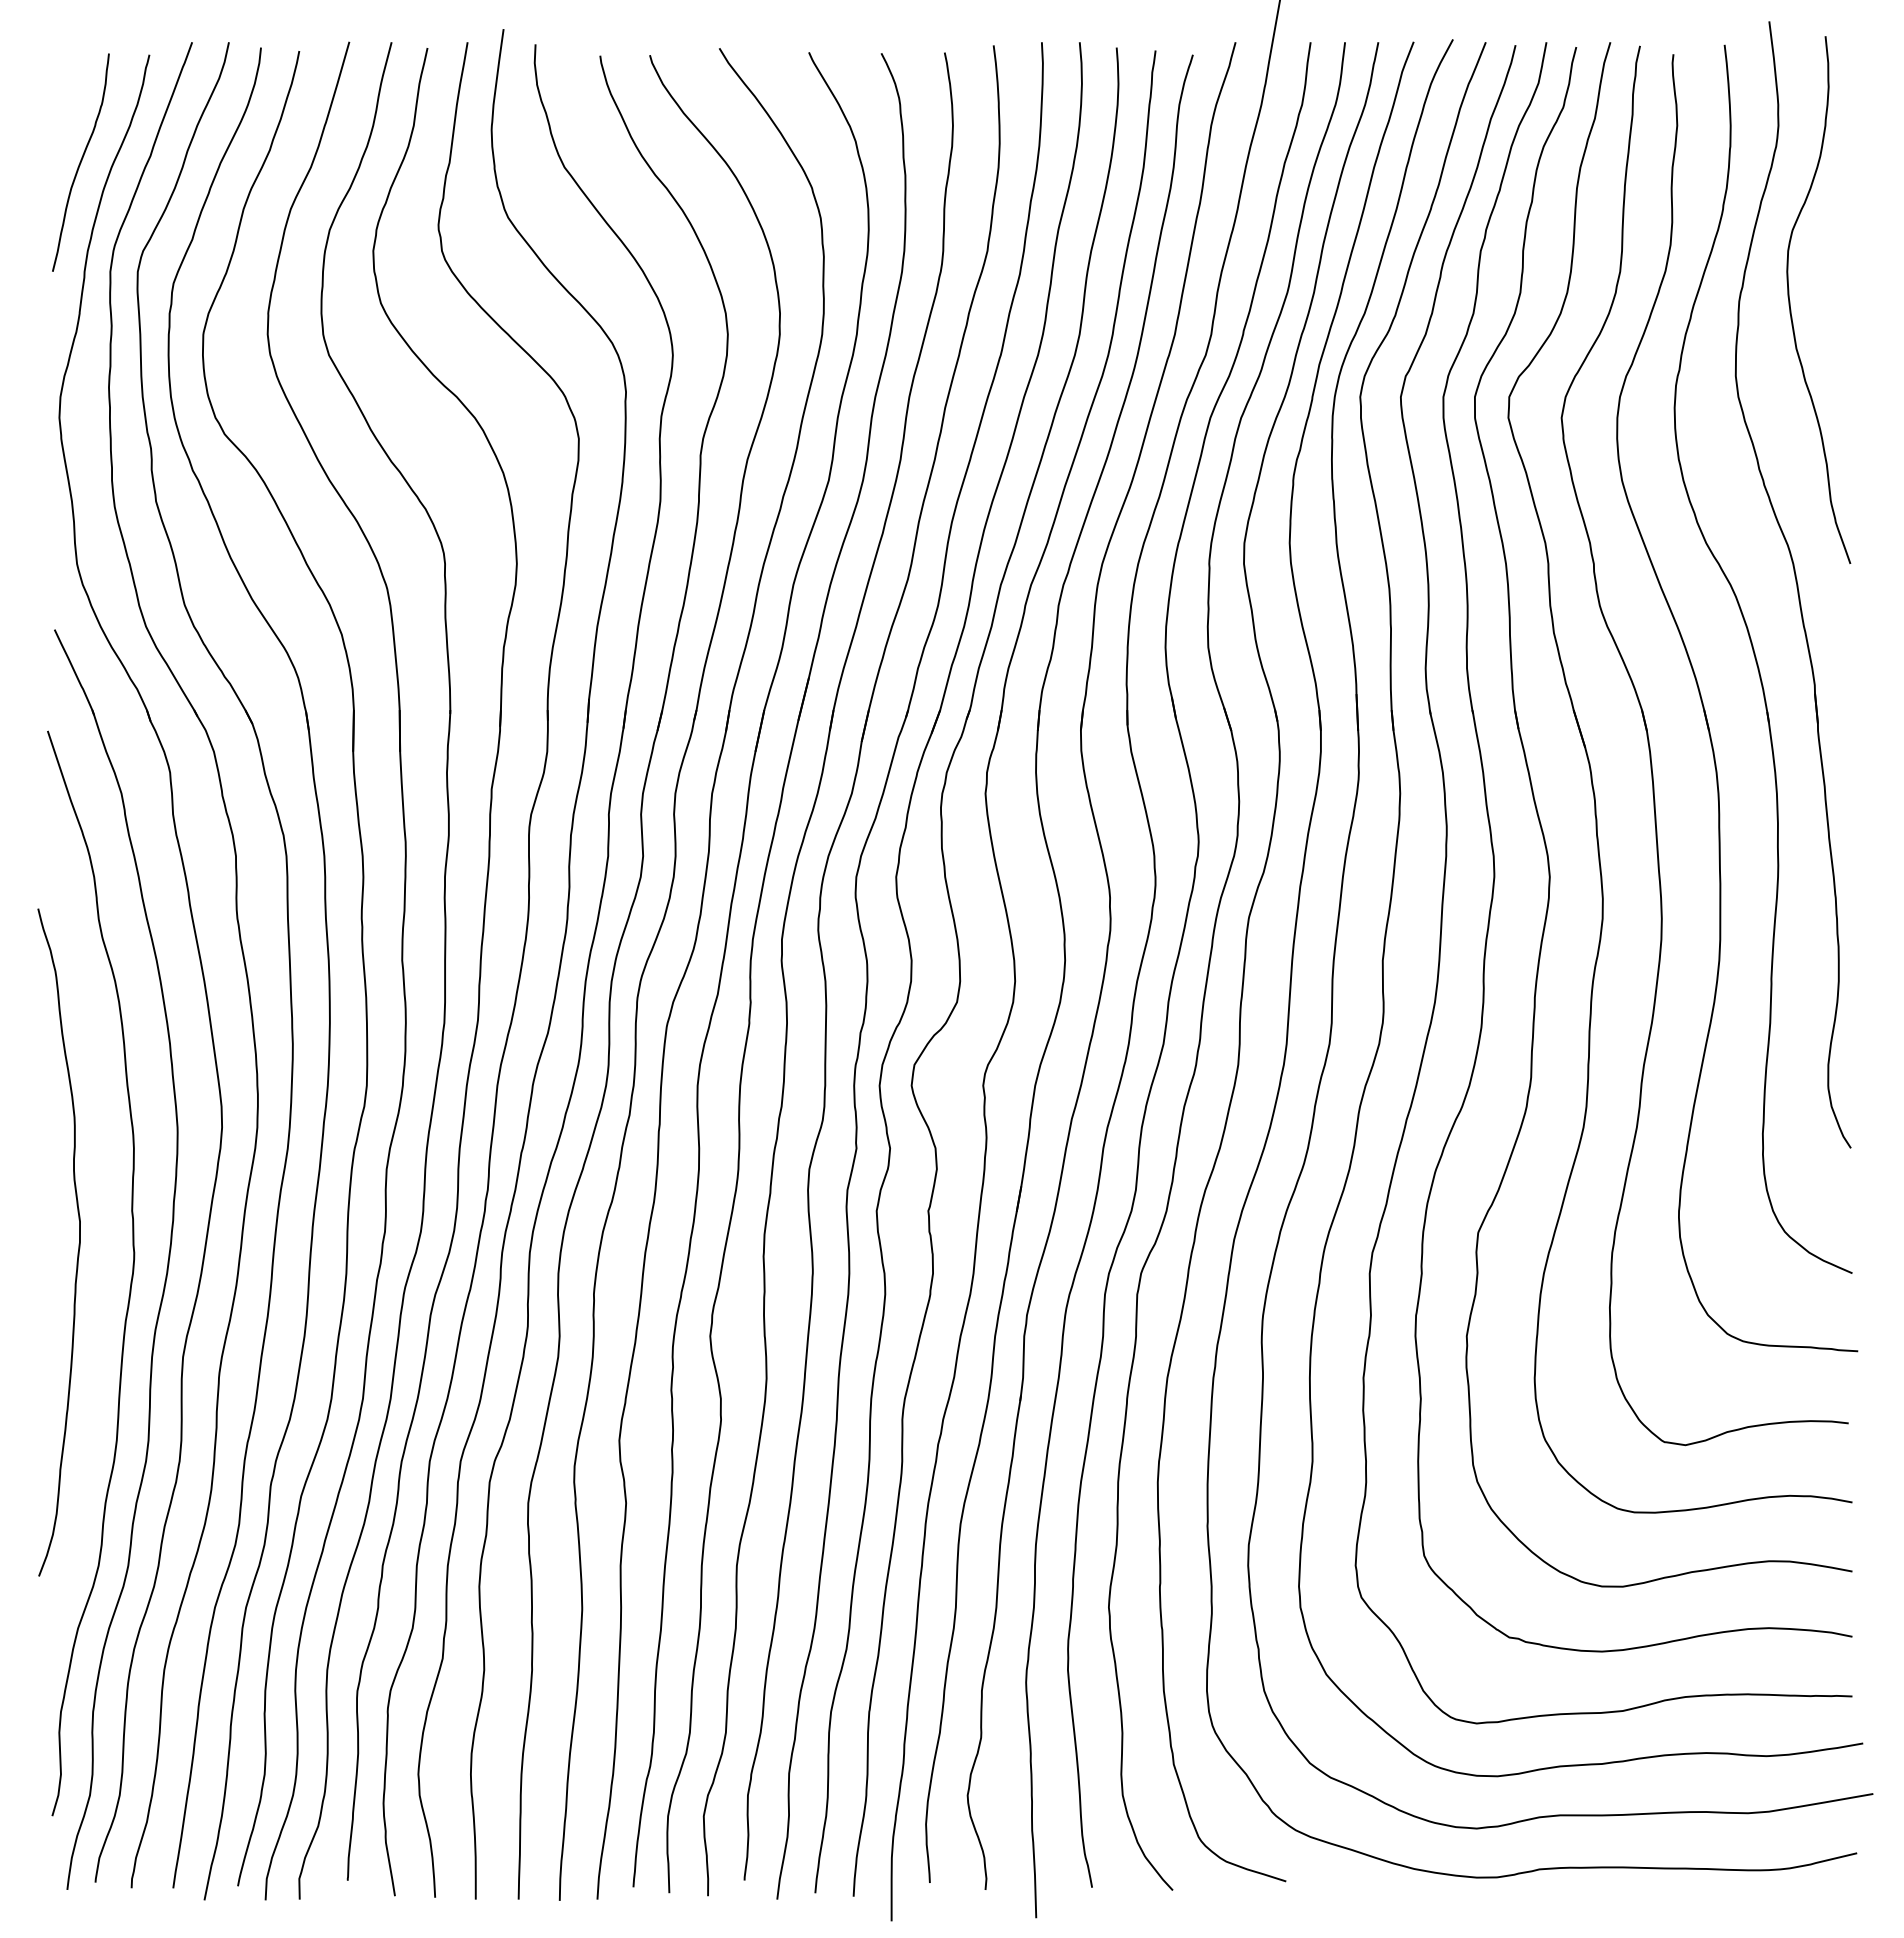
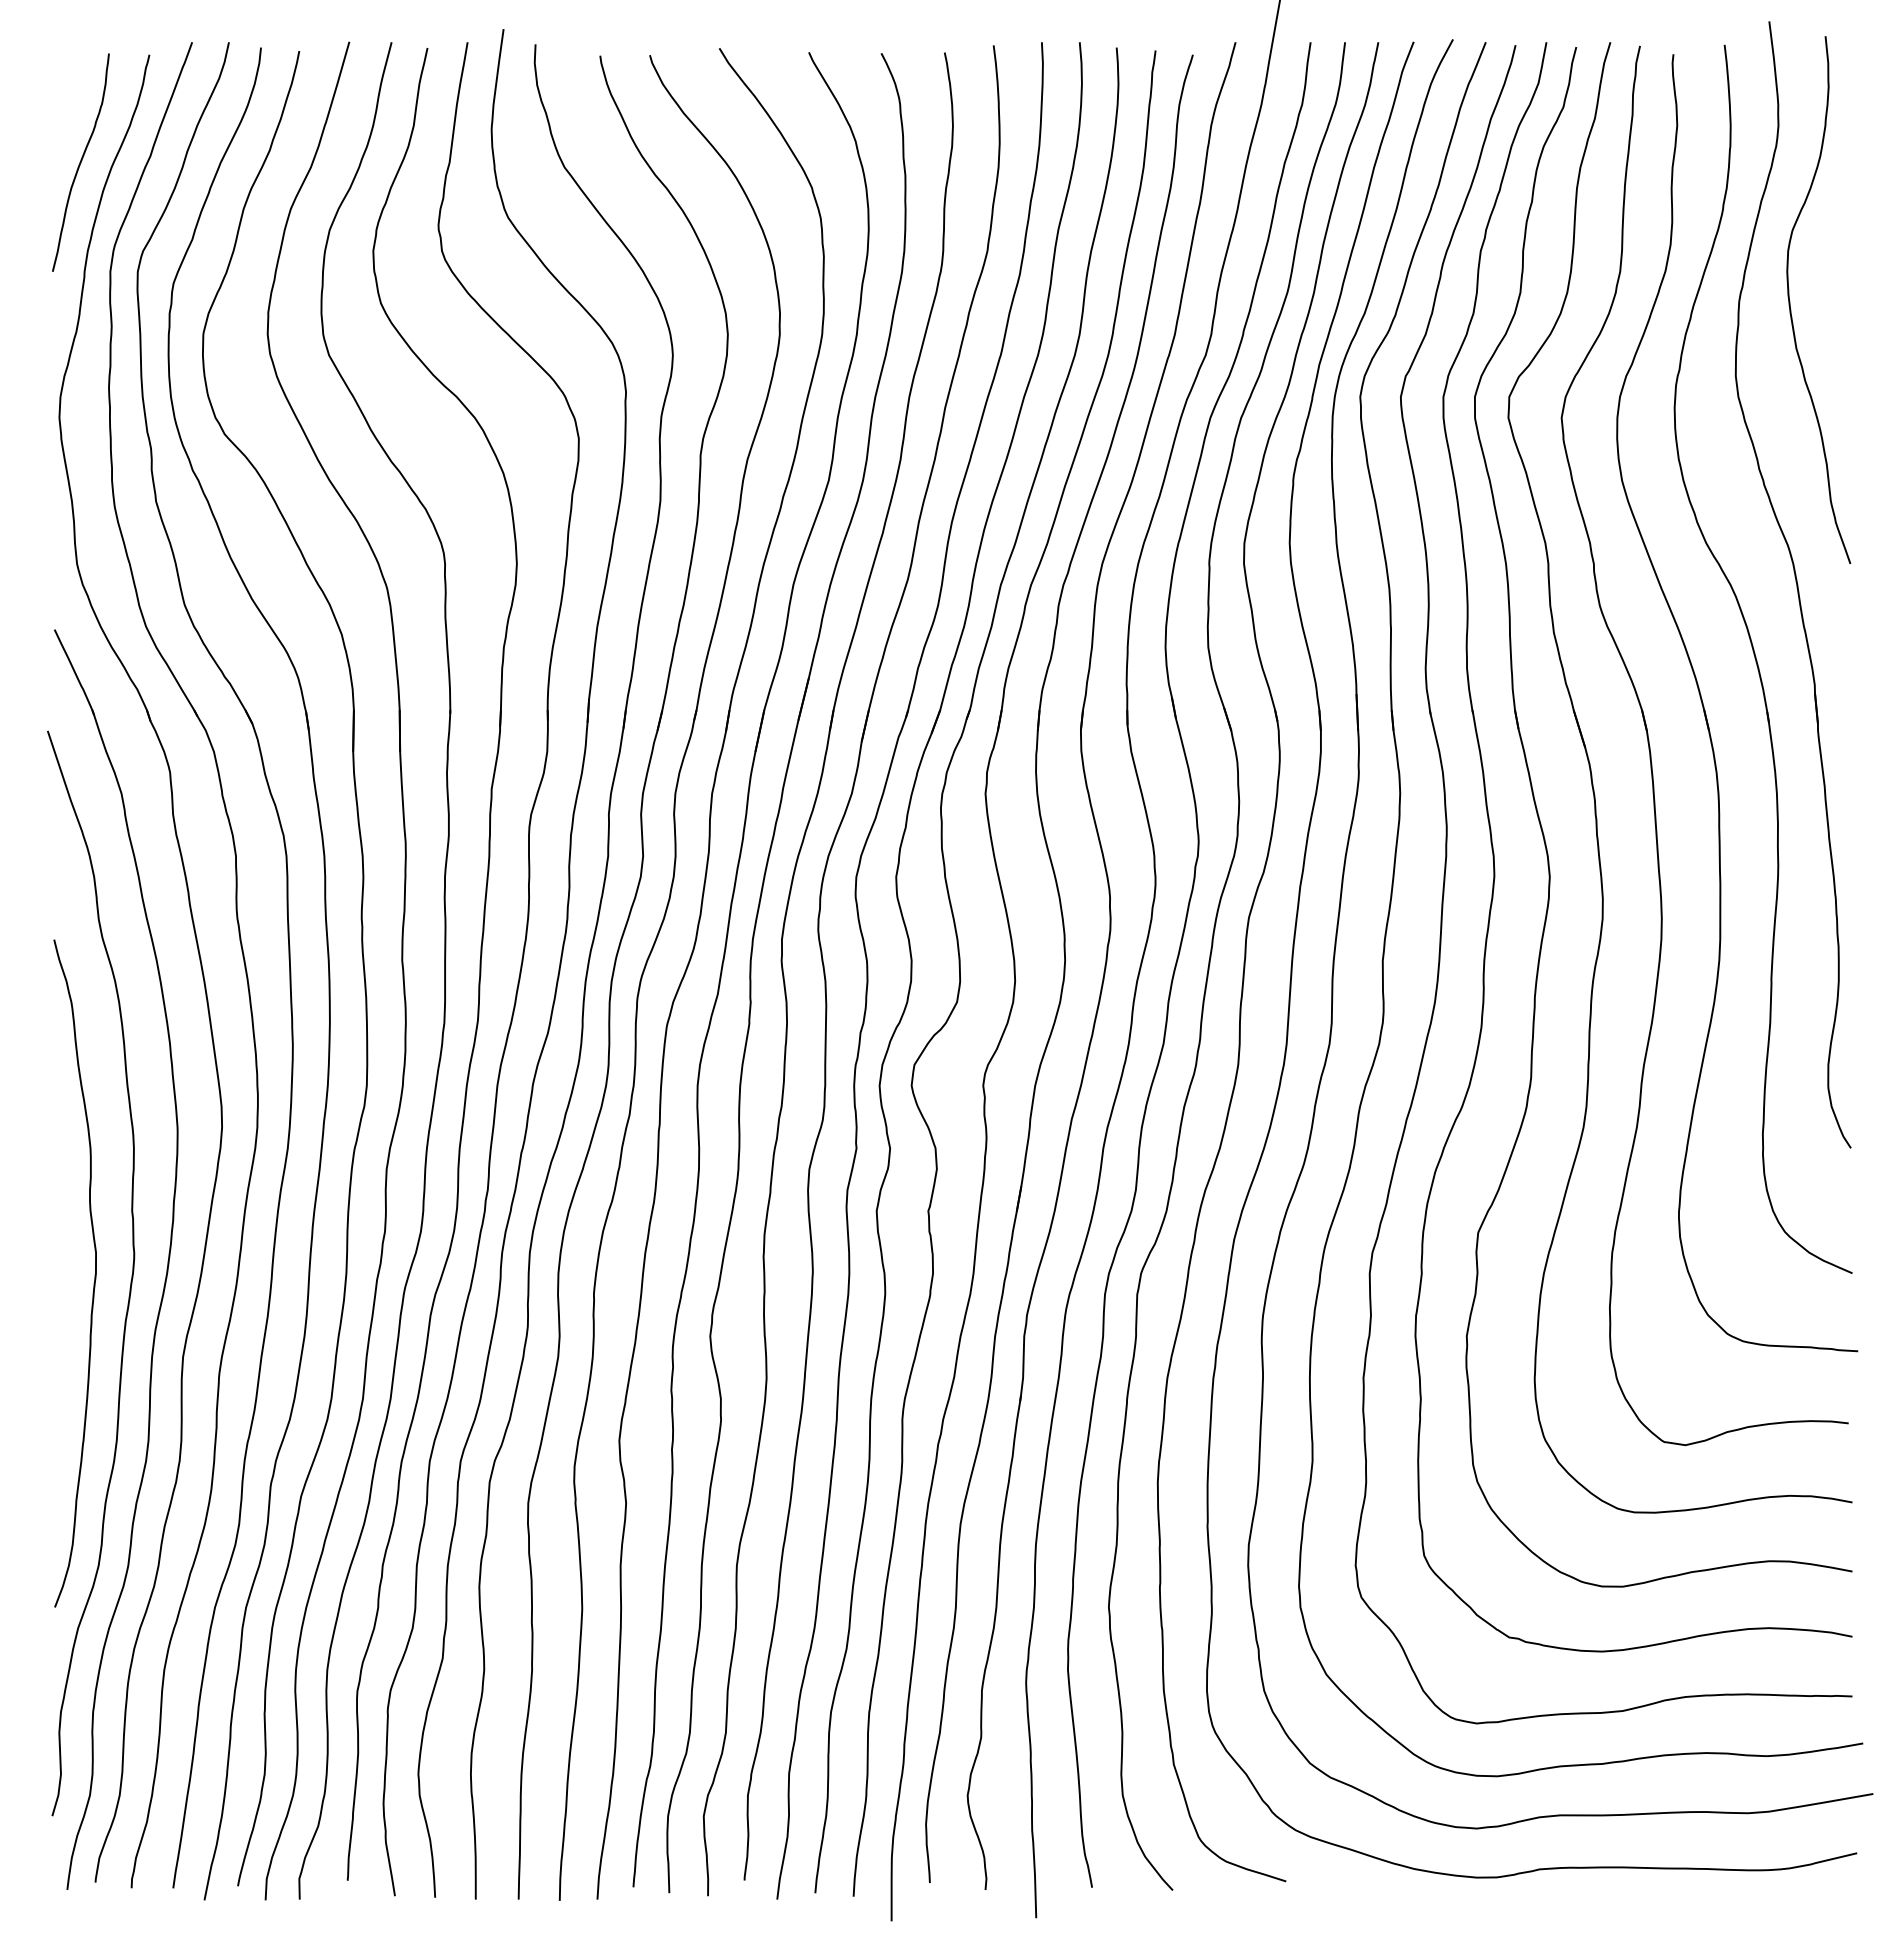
curve position: (78, 1244) -> (94, 1275) (94, 1275)
